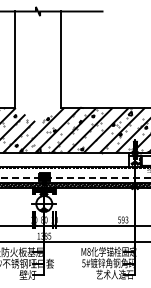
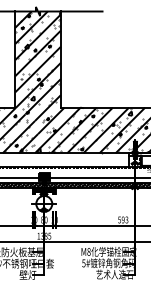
hatch: none -> present (37, 65)
line: dashed -> solid (75, 178)
